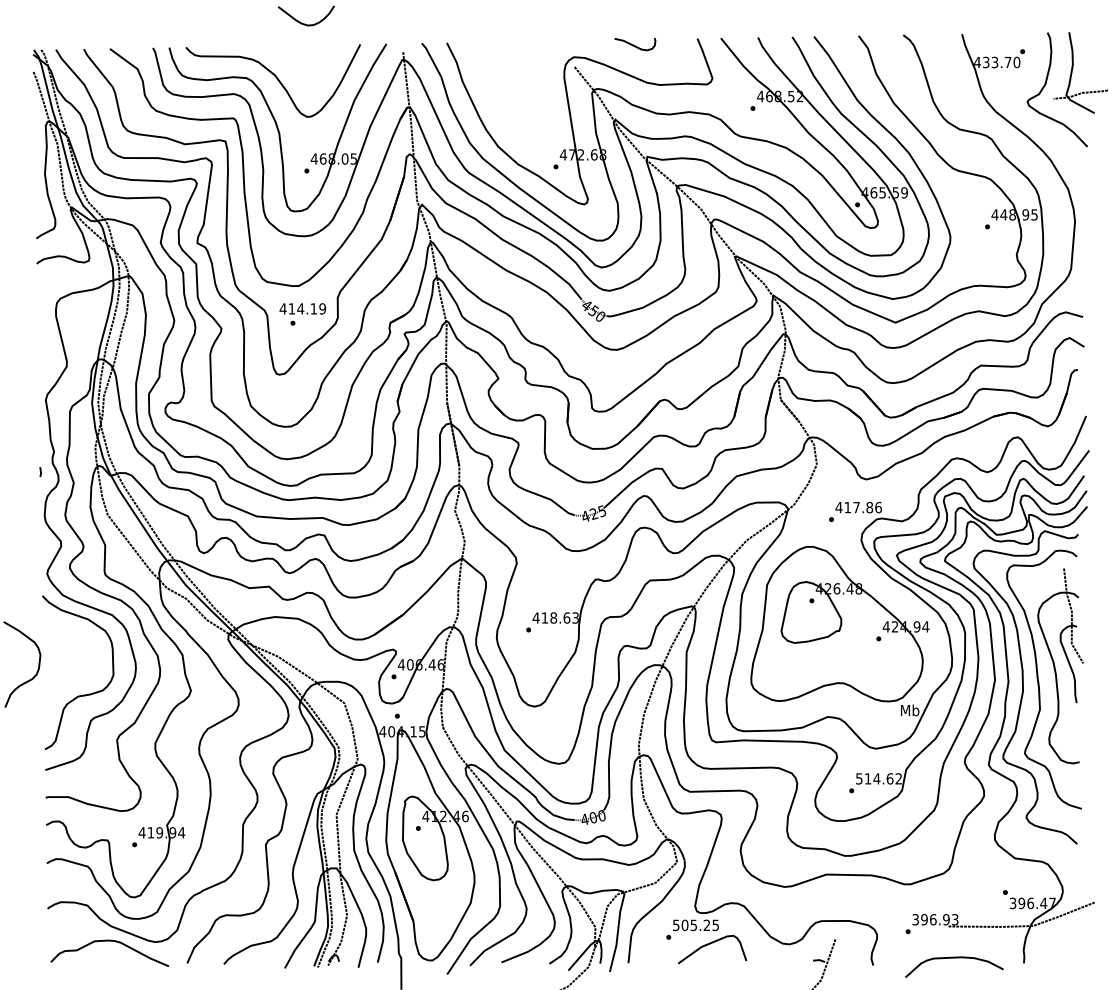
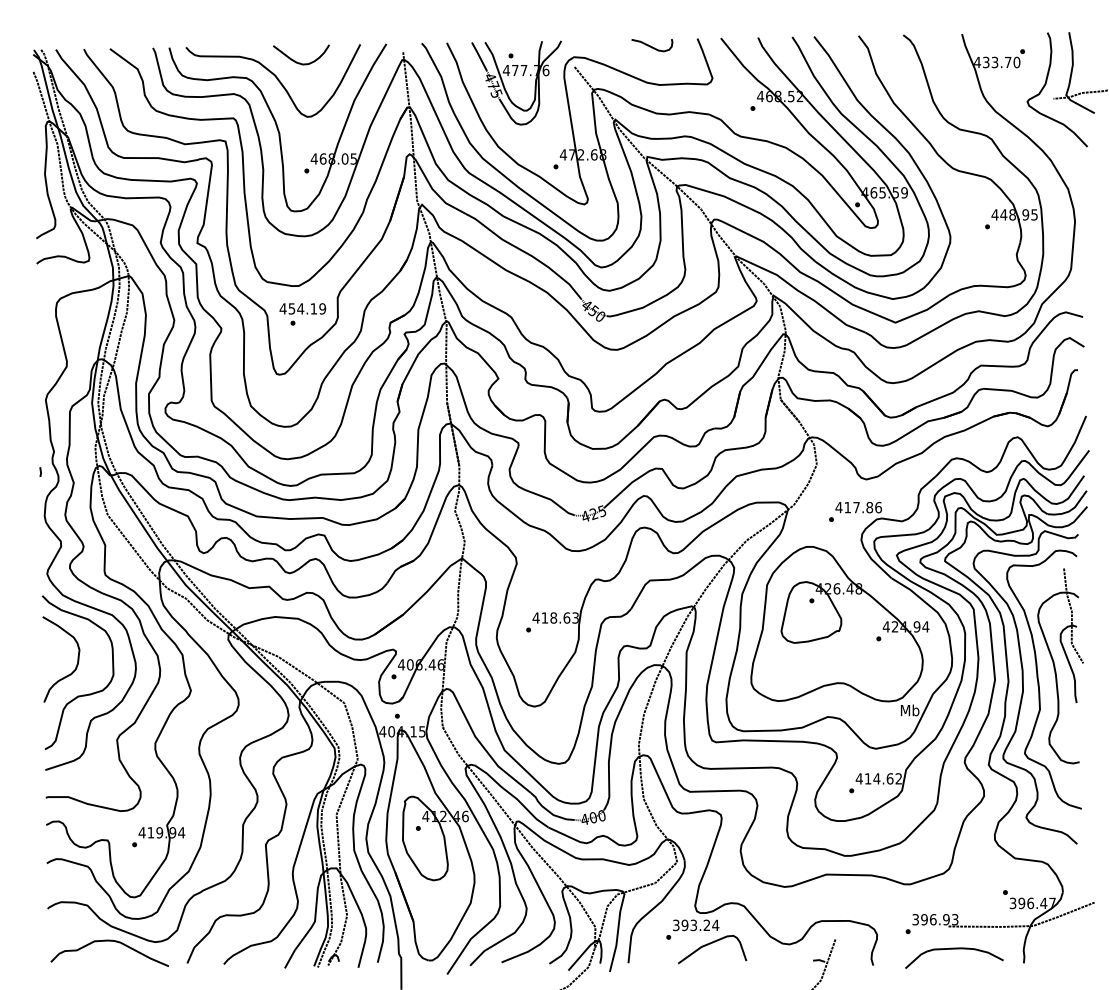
curve position: (302, 22) -> (297, 61) (297, 61)
curve position: (635, 45) -> (652, 46) (652, 46)
part: none -> present (514, 75)
text: 414.19 -> 454.19 (291, 308)
curve position: (36, 671) -> (75, 666) (75, 666)
text: 514.62 -> 414.62 (858, 778)
text: 505.25 -> 393.24 (696, 925)
curve position: (954, 958) -> (954, 949) (954, 949)
